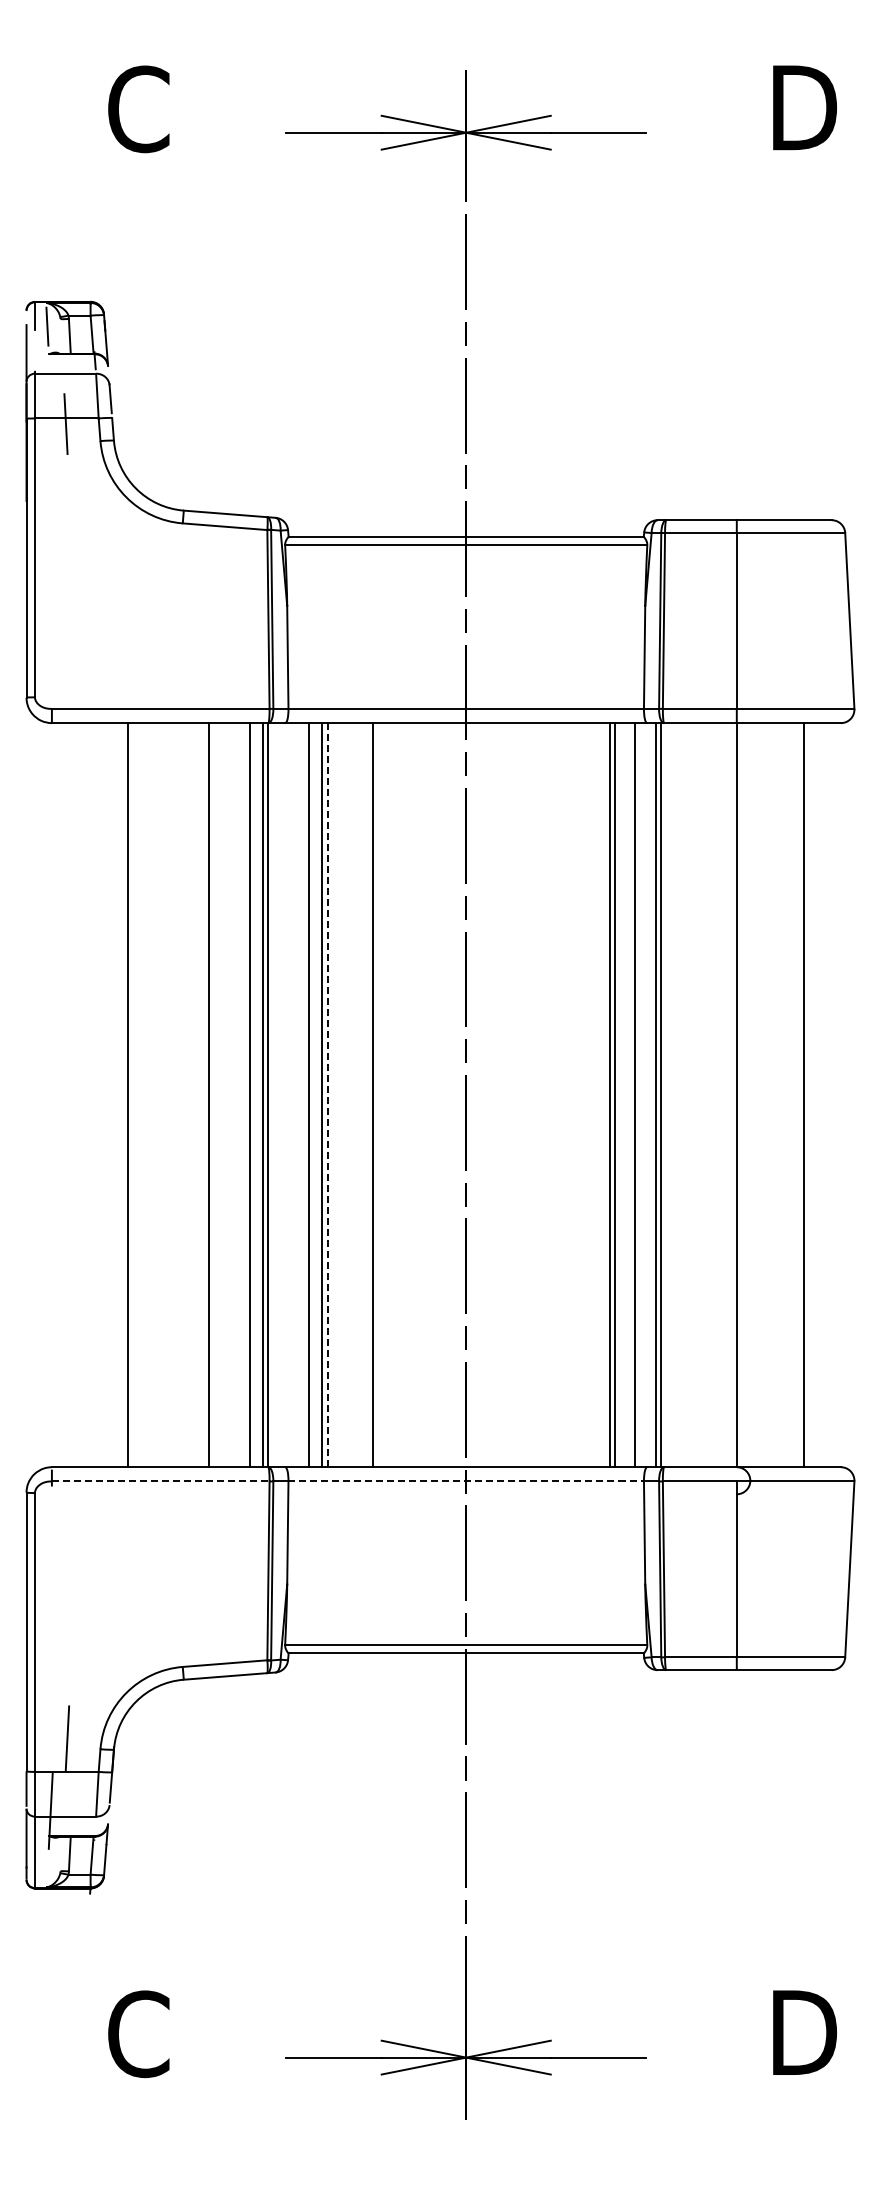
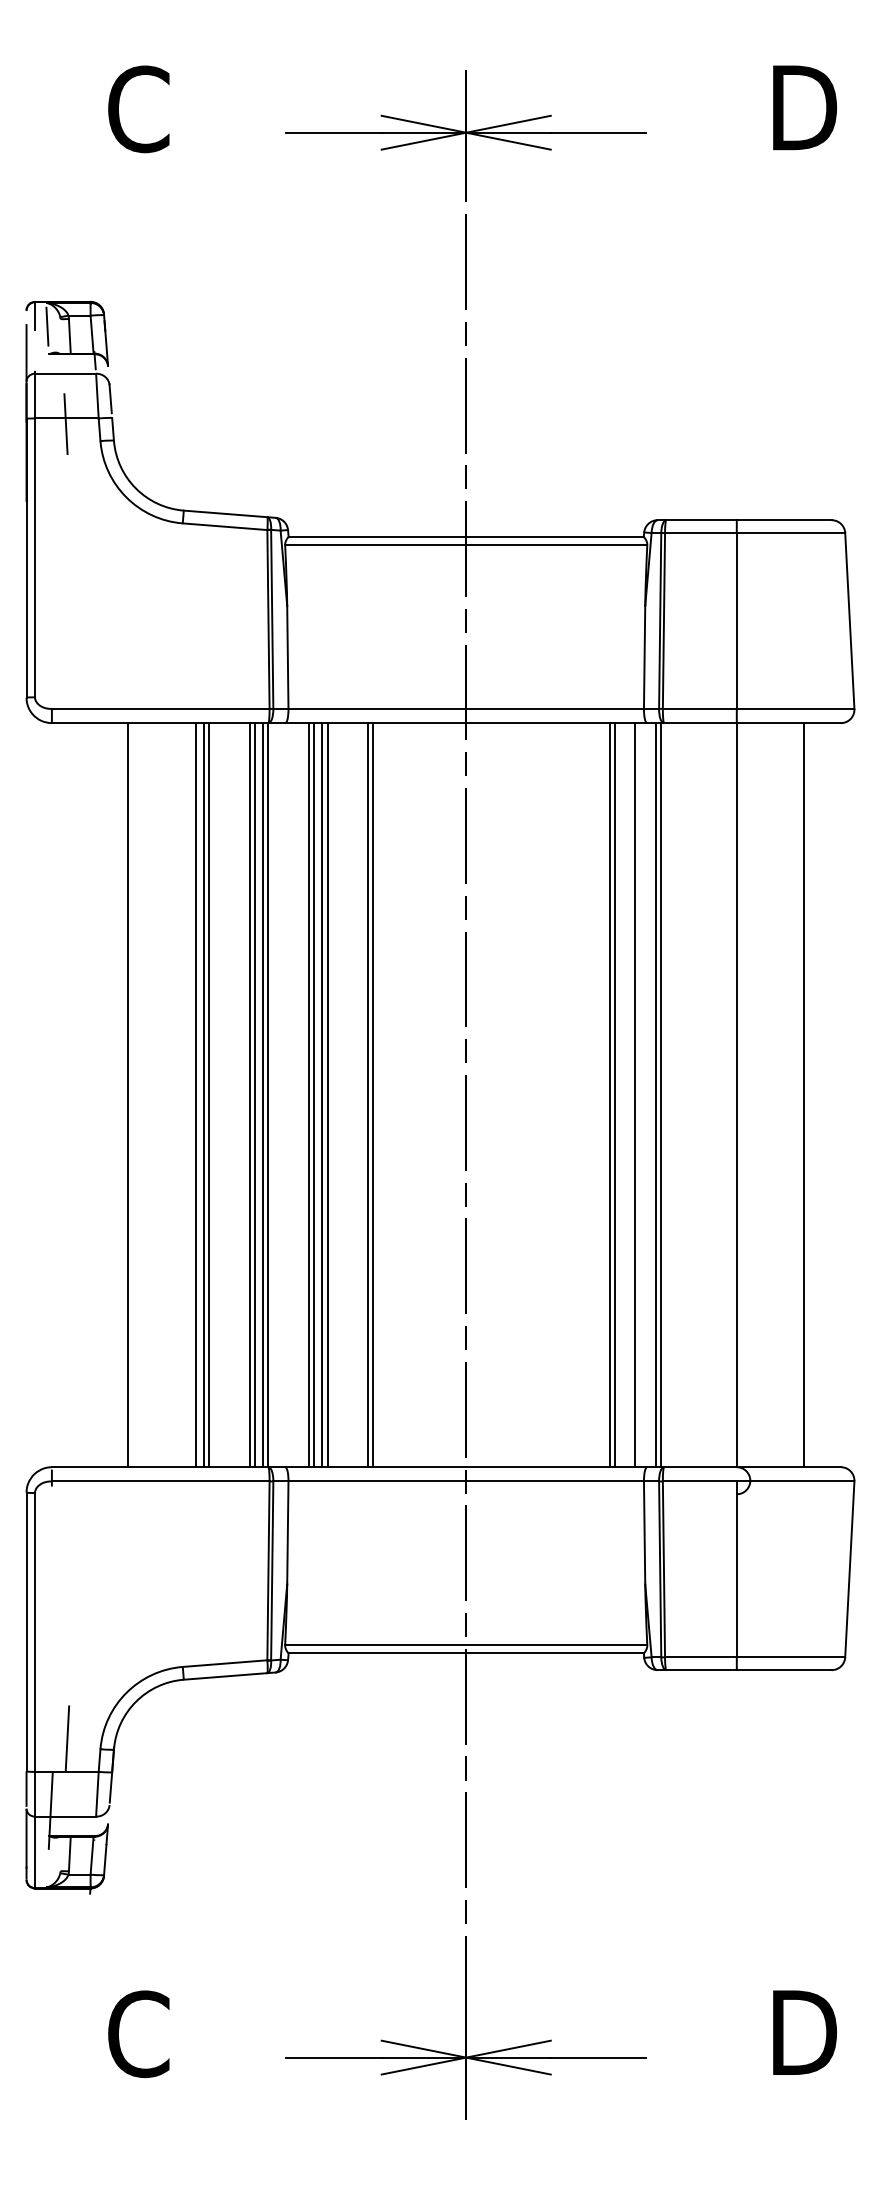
line: none -> present (195, 1095)
line: none -> present (204, 1095)
line: none -> present (254, 1095)
line: none -> present (314, 1095)
line: dashed -> solid (327, 1095)
line: none -> present (368, 1095)
line: dashed -> solid (160, 1481)
line: dashed -> solid (466, 1481)
